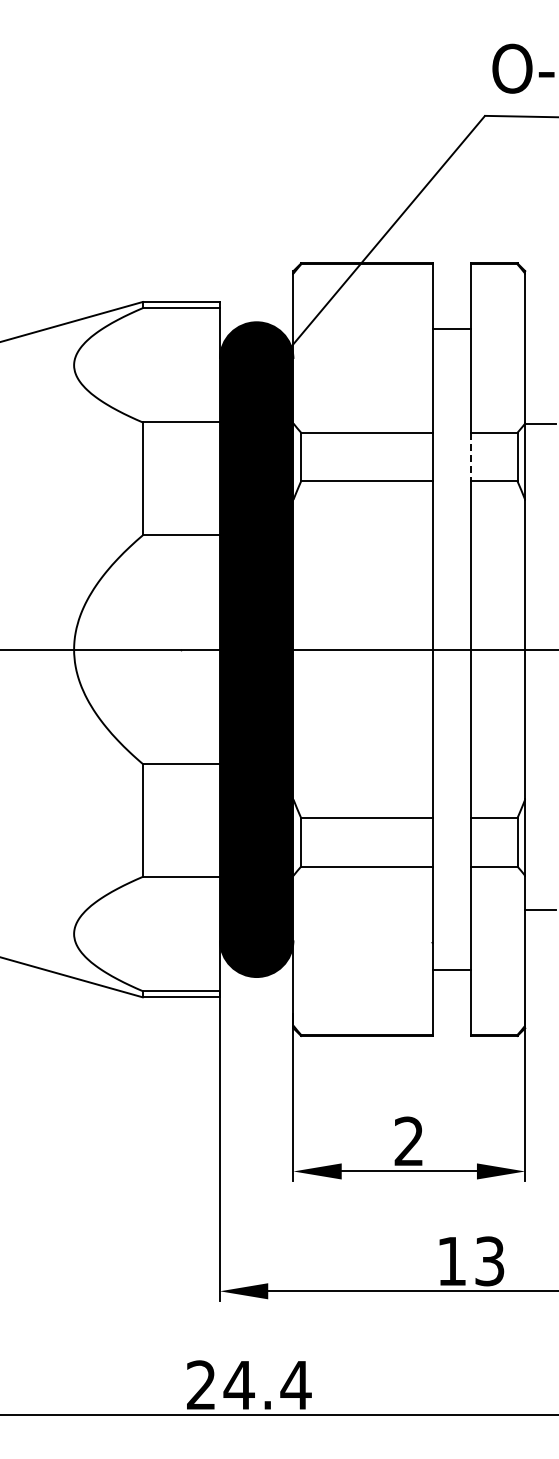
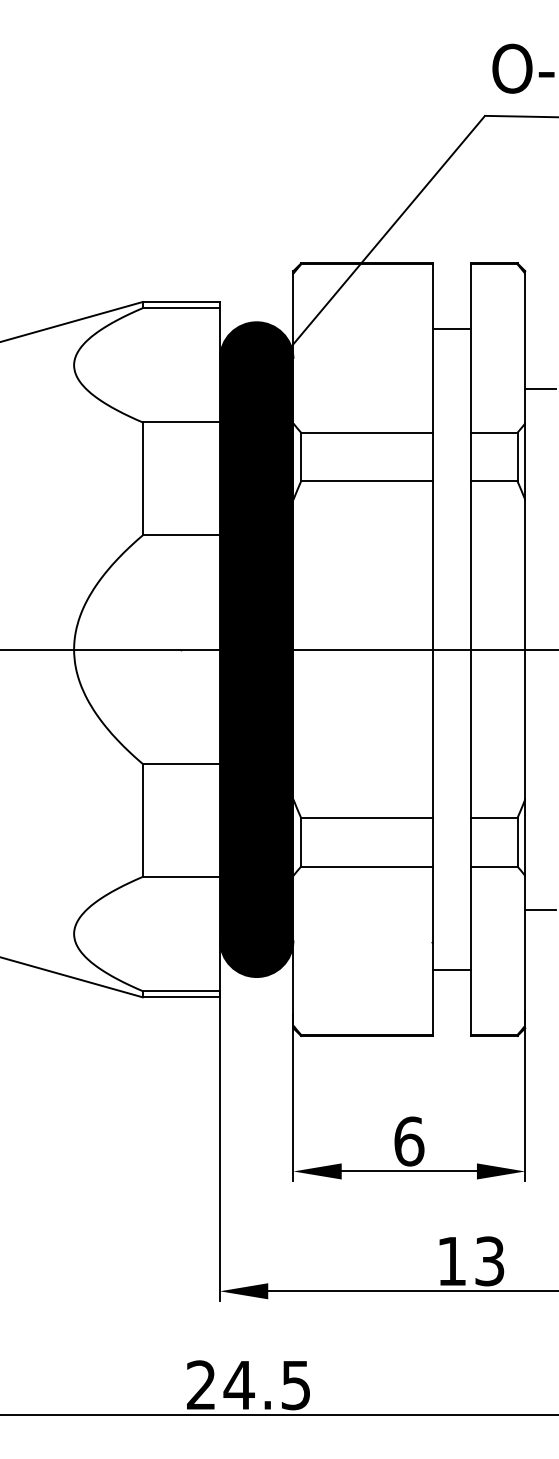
line position: (540, 423) -> (540, 388) (540, 388)
line: dashed -> solid (471, 457)
text: 2 -> 6 (409, 1141)
text: 24.4 -> 24.5 (295, 1385)
